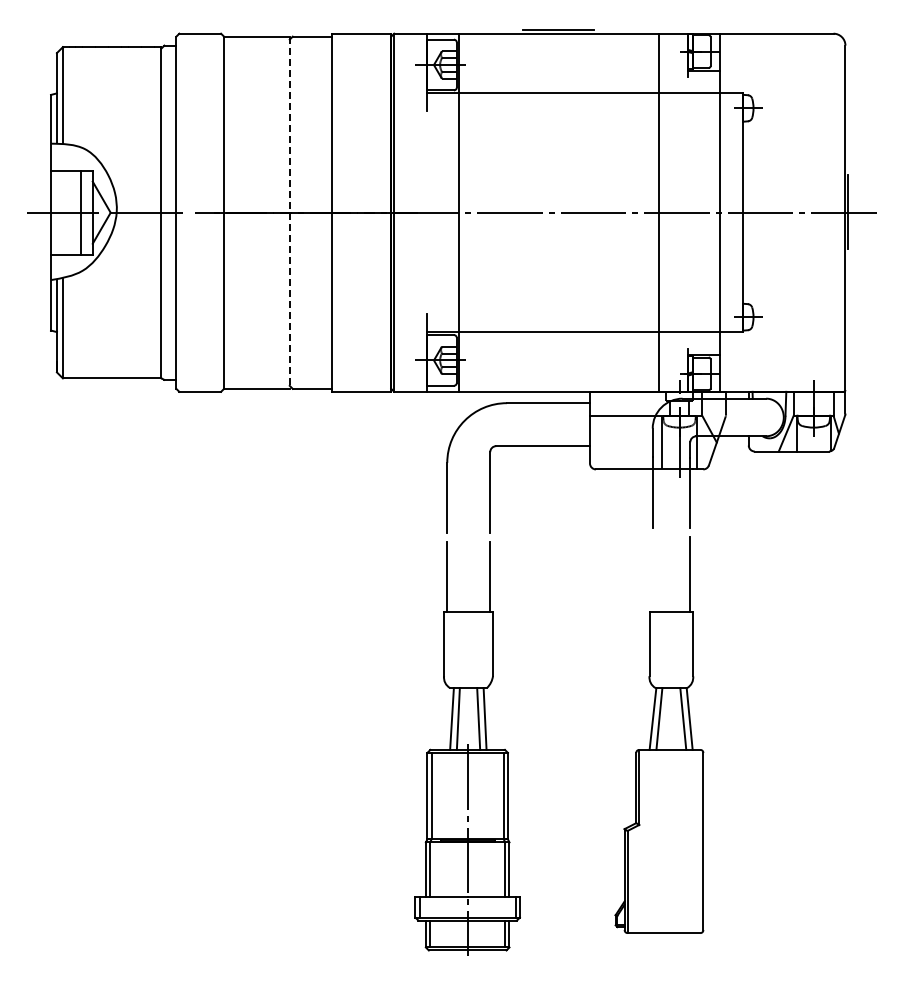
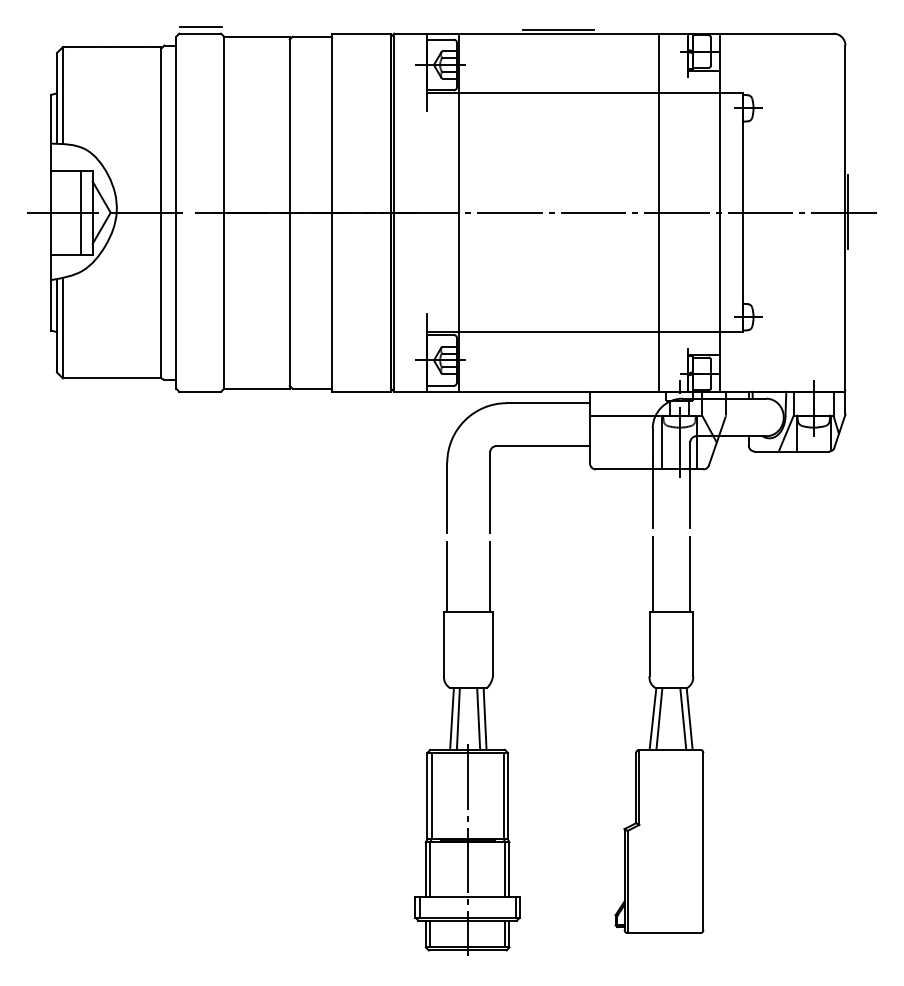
line: none -> present (201, 26)
line: dashed -> solid (289, 213)
line: none -> present (652, 574)
